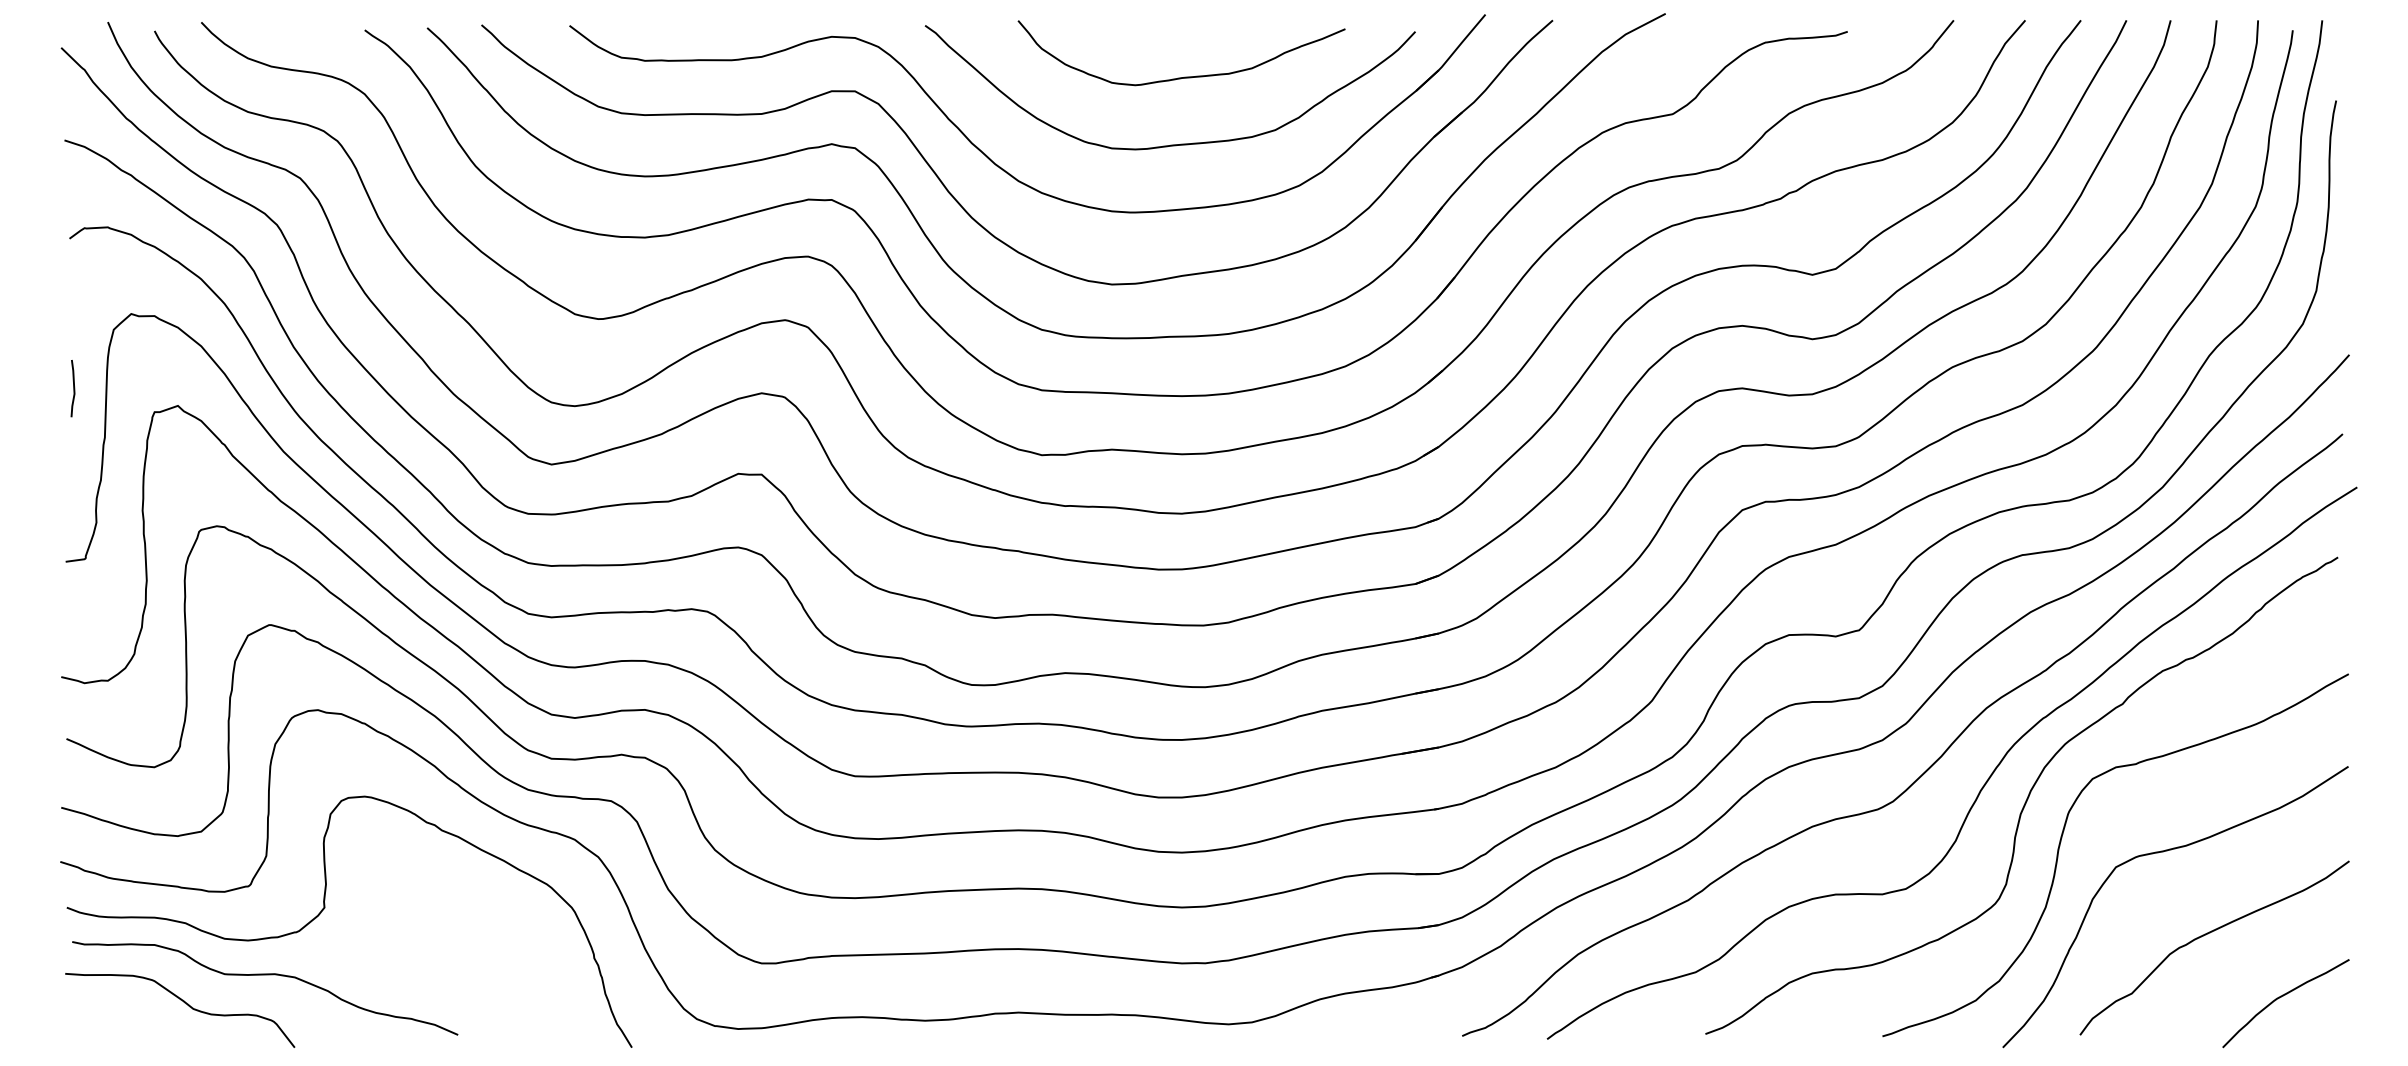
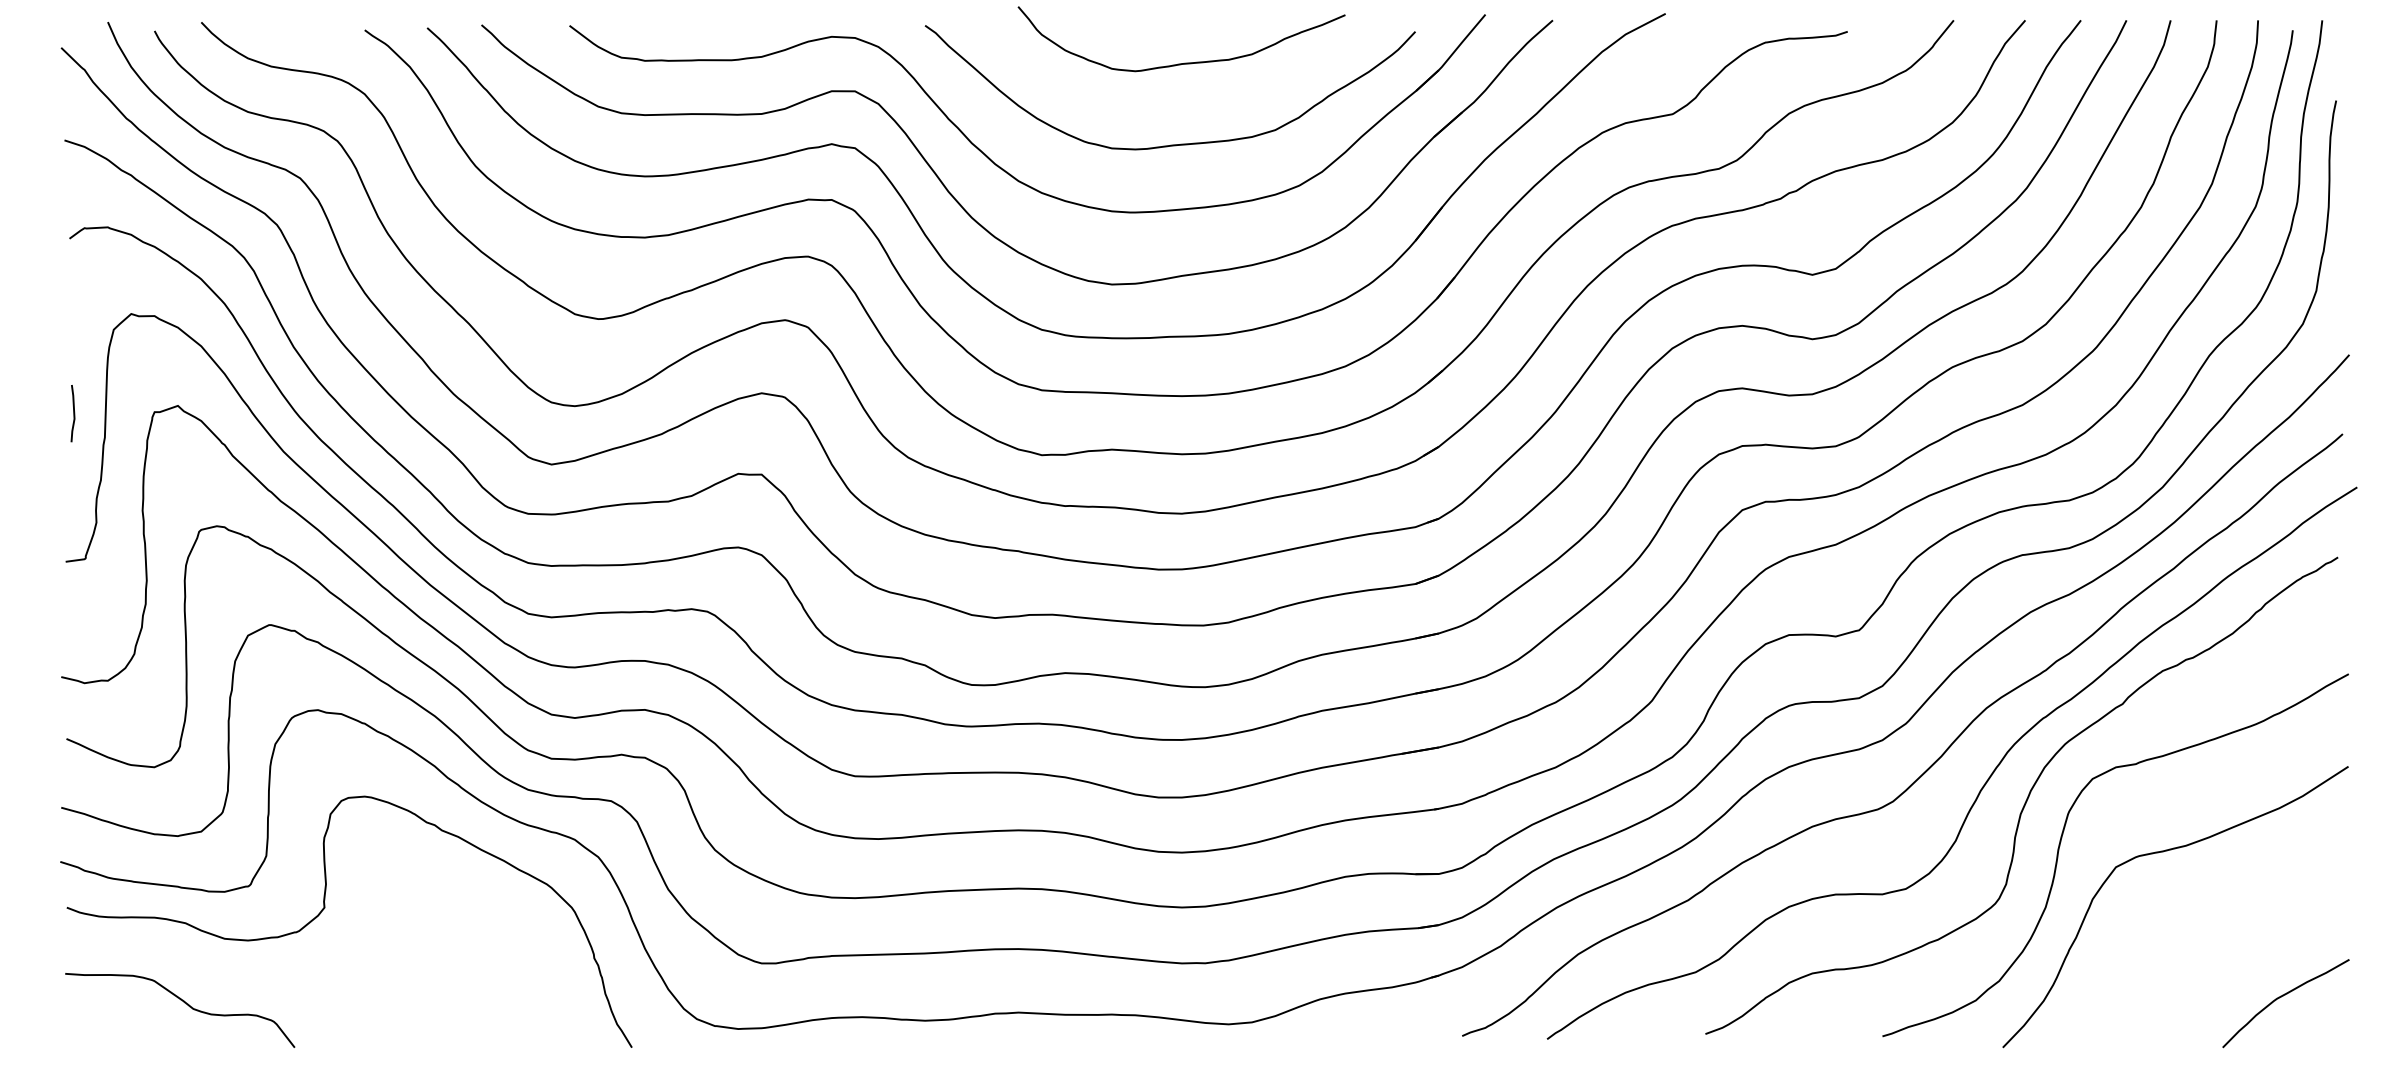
curve position: (1184, 76) -> (1184, 62) (1184, 62)
line position: (73, 388) -> (73, 413) (73, 413)
curve: present -> none (2208, 934)
curve: present -> none (265, 975)
